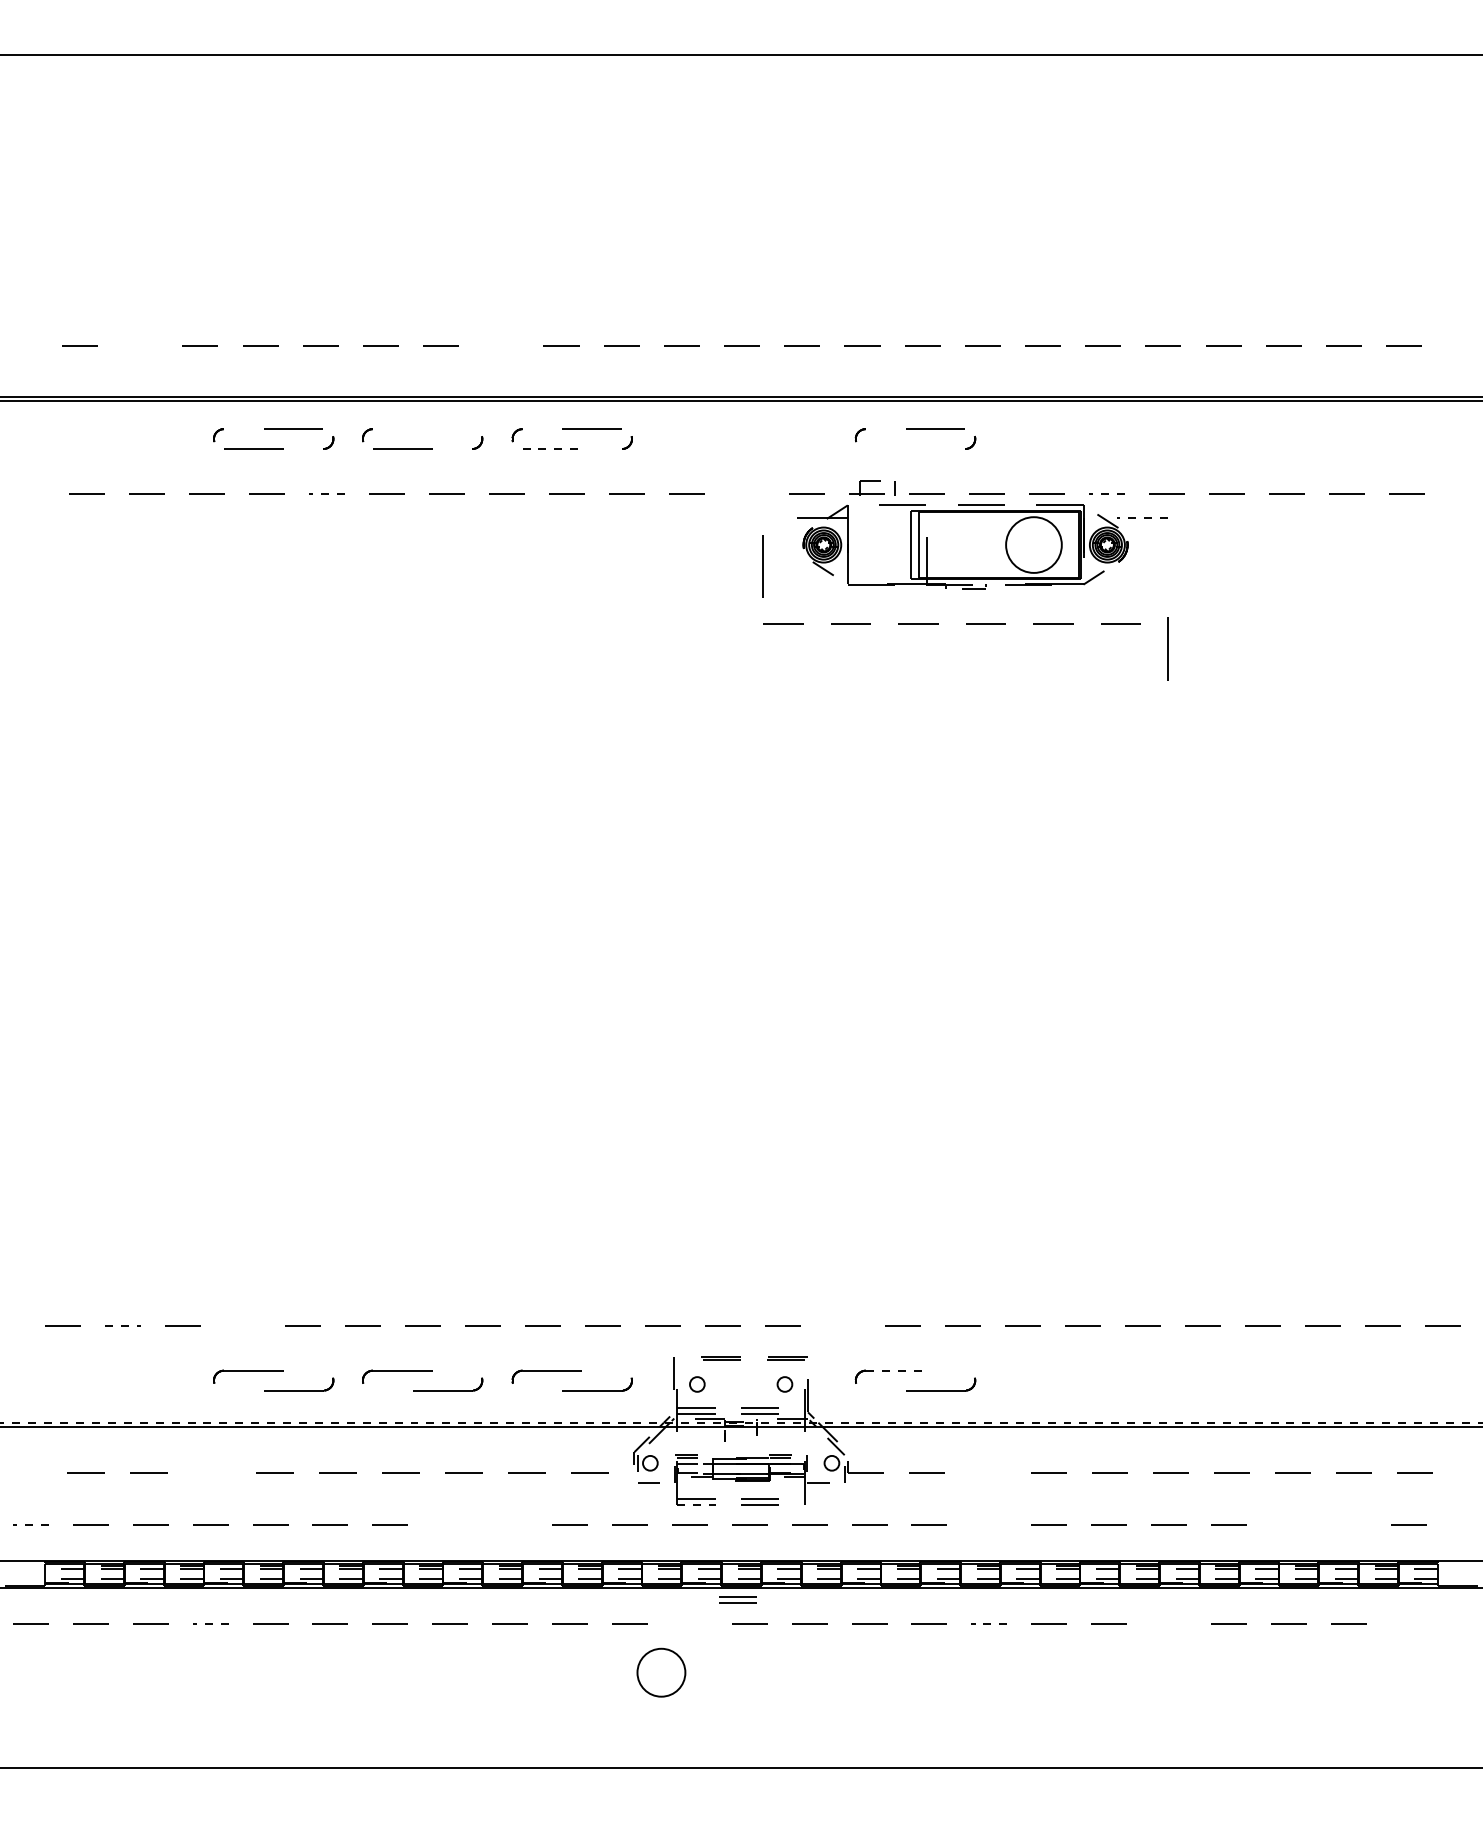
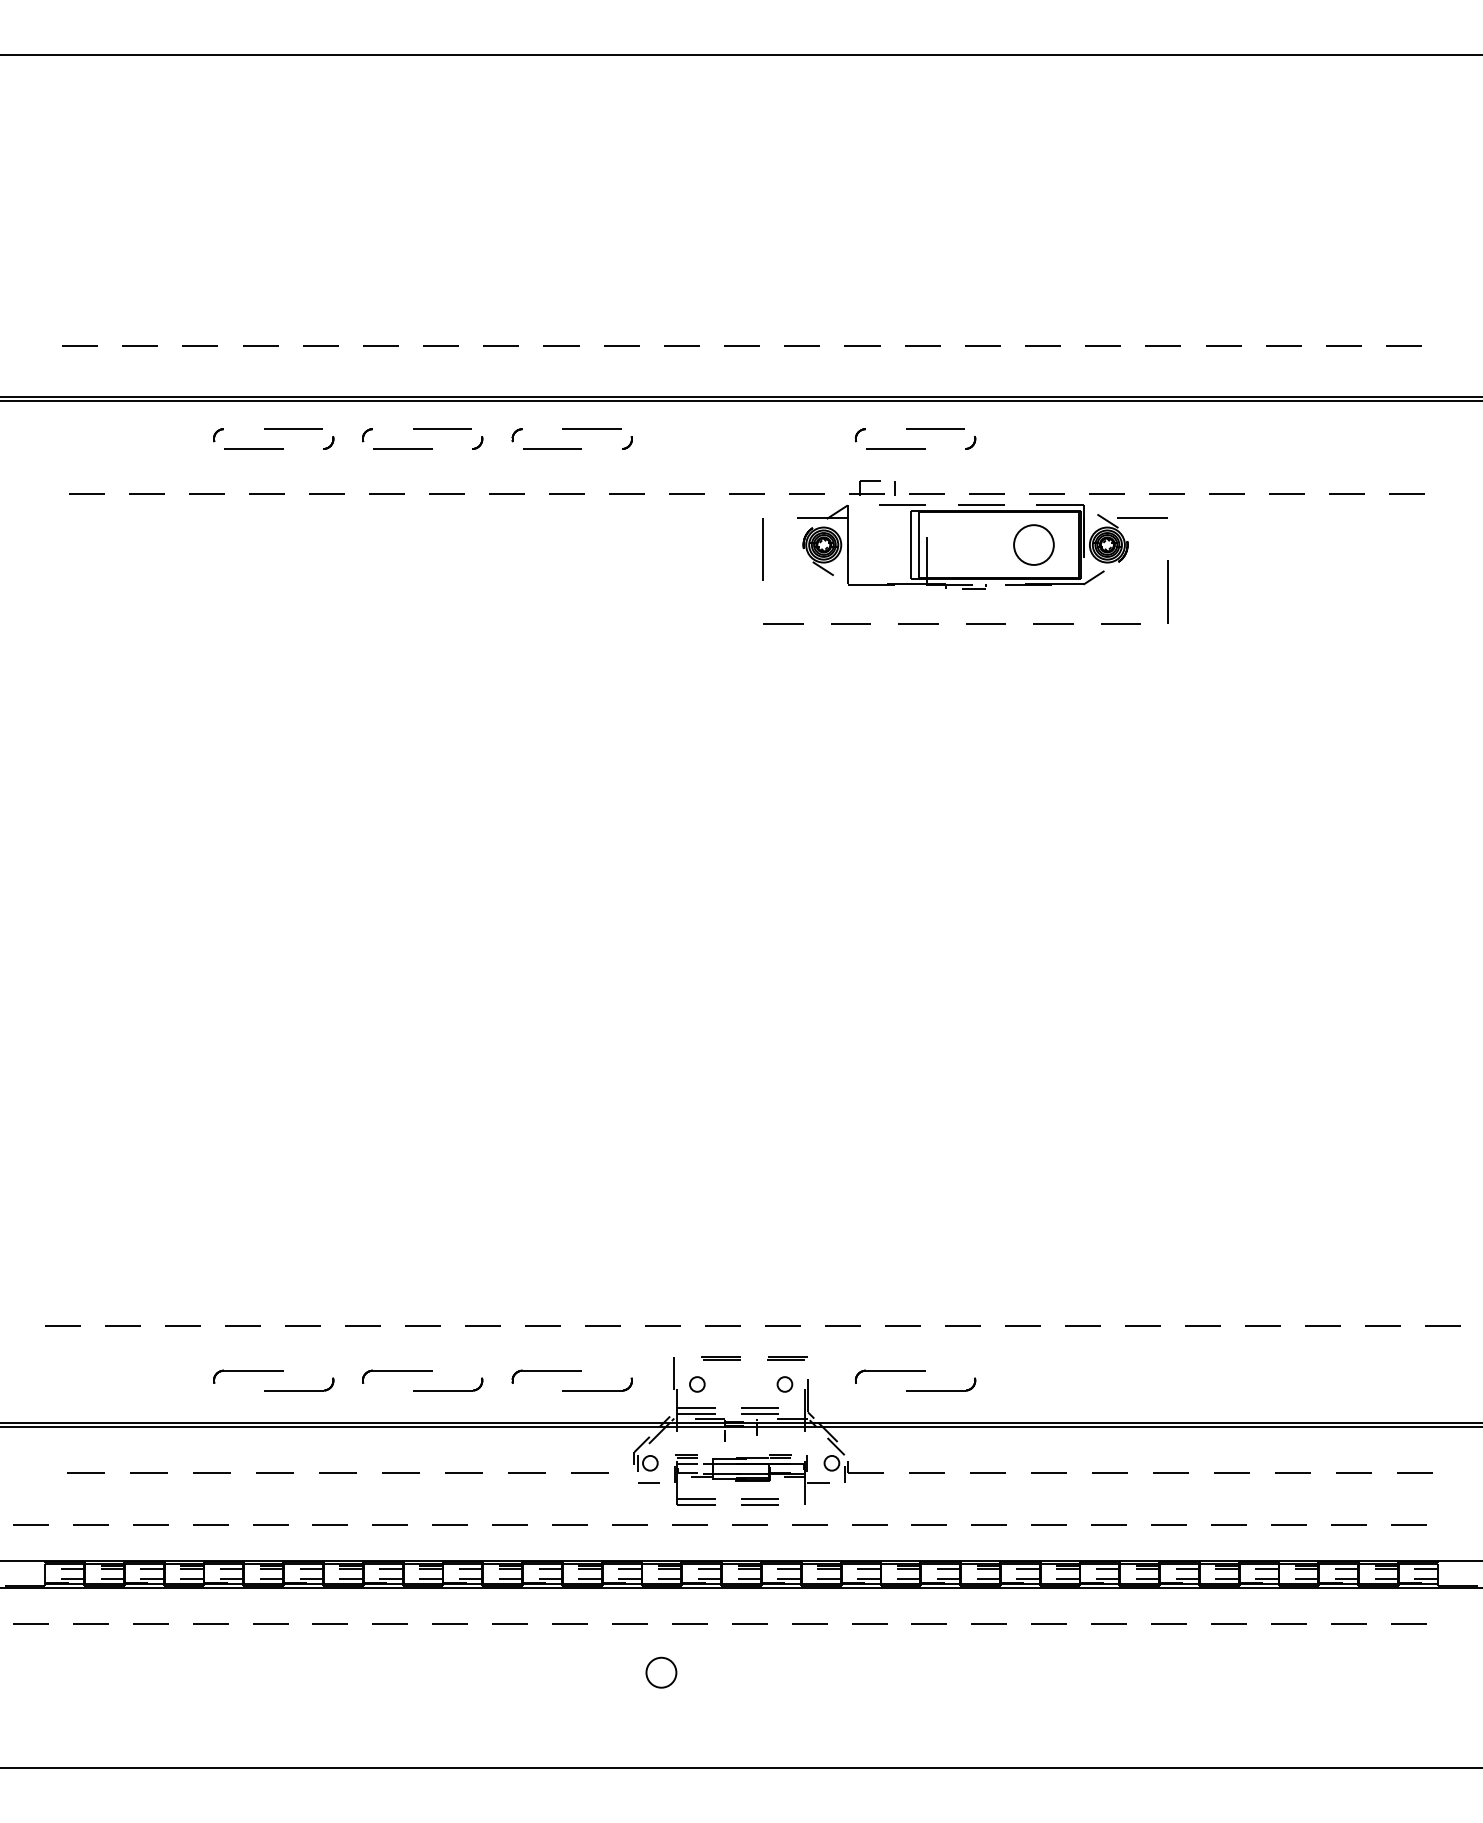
line: none -> present (139, 345)
line: none -> present (500, 345)
line: none -> present (442, 428)
line: none -> present (895, 448)
line: dashed -> solid (552, 449)
line: none -> present (746, 493)
line: dashed -> solid (326, 494)
line: dashed -> solid (1106, 494)
line: dashed -> solid (1142, 517)
circle diameter: 56 px -> 40 px (1033, 544)
line position: (762, 566) -> (762, 549) (762, 549)
line position: (1167, 648) -> (1167, 591) (1167, 591)
line: dashed -> solid (122, 1325)
line: none -> present (242, 1325)
line: none -> present (842, 1325)
line: dashed -> solid (895, 1370)
line: dashed -> solid (741, 1422)
line: none -> present (211, 1472)
line: none -> present (987, 1472)
line: dashed -> solid (697, 1504)
line: dashed -> solid (30, 1524)
line: none -> present (449, 1524)
line: none -> present (509, 1524)
line: none -> present (988, 1524)
line: none -> present (1288, 1524)
line: none -> present (1348, 1524)
part: present -> none (737, 1599)
line: none -> present (689, 1623)
line: none -> present (1168, 1623)
line: none -> present (1408, 1623)
line: dashed -> solid (210, 1624)
line: dashed -> solid (989, 1624)
circle diameter: 48 px -> 30 px (661, 1672)
